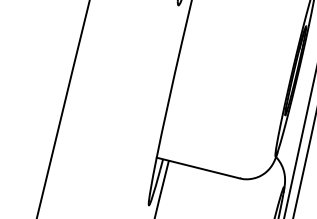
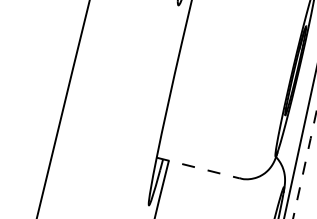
arc: solid -> dashed (305, 164)
line: solid -> dashed (198, 168)
